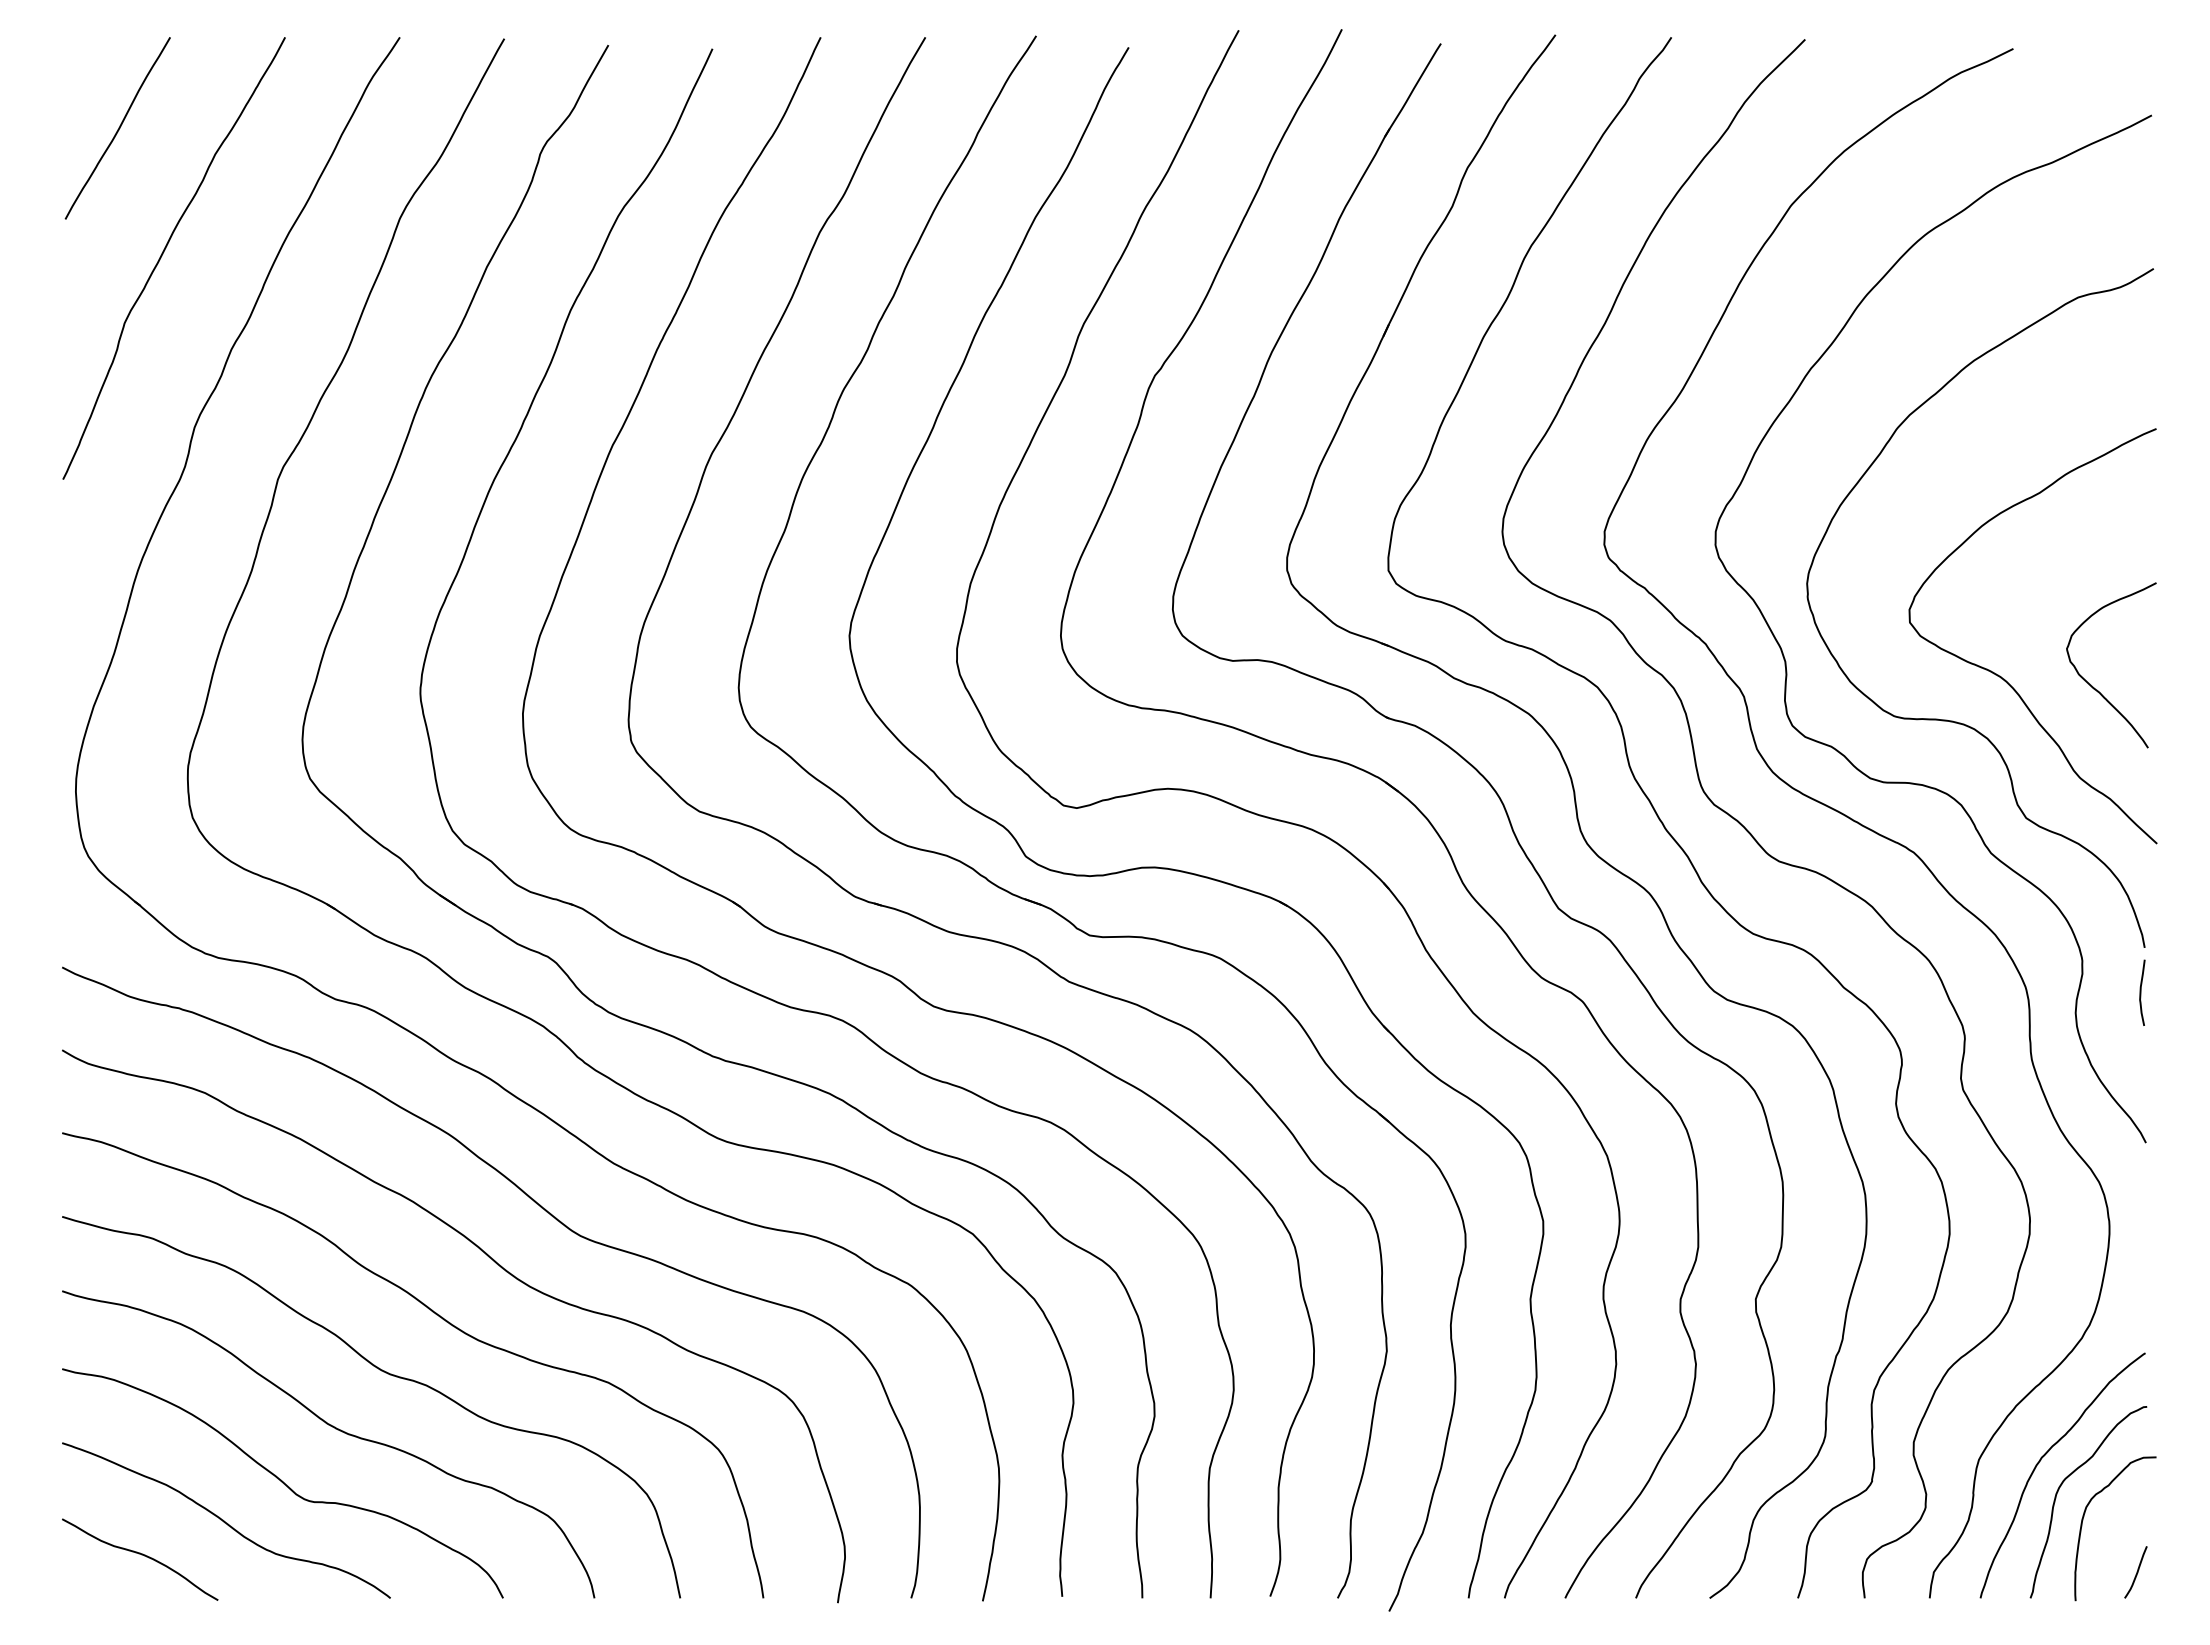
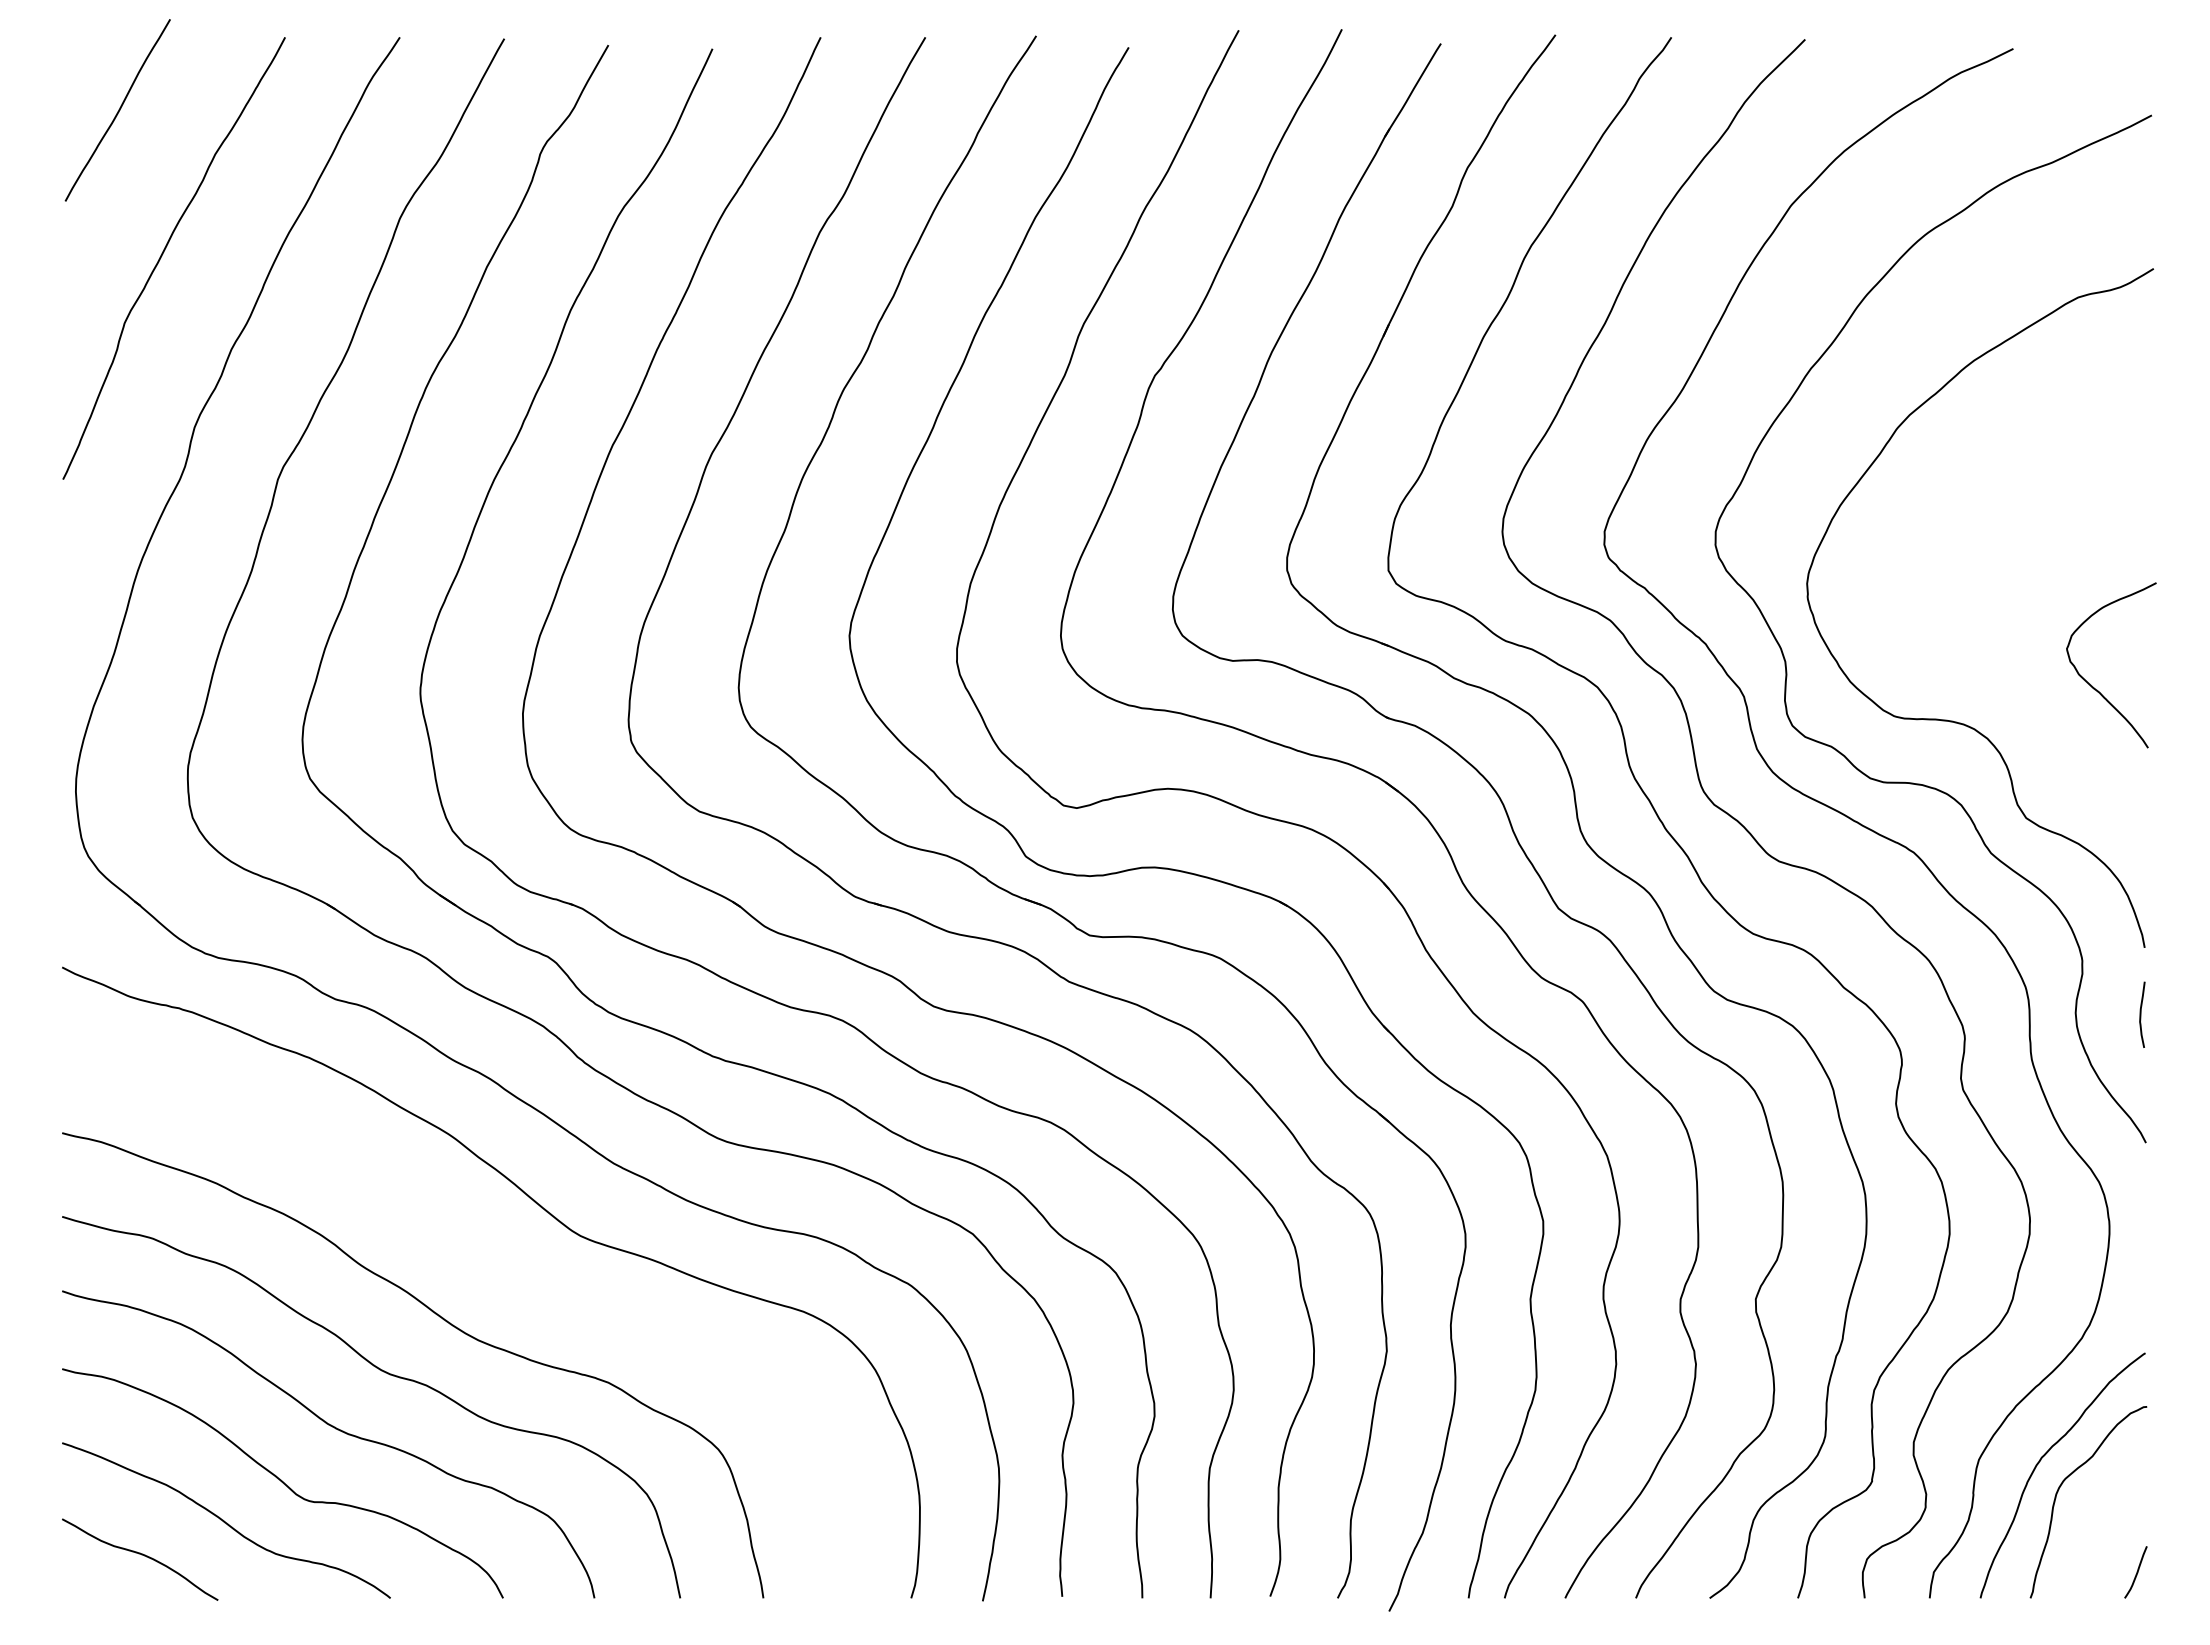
curve position: (118, 128) -> (118, 110) (118, 110)
curve: present -> none (2000, 675)
curve position: (2141, 992) -> (2141, 1014) (2141, 1014)
curve: present -> none (502, 1269)
curve: present -> none (2083, 1520)
